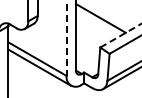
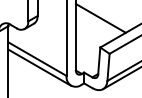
line: dashed -> solid (121, 35)
line: dashed -> solid (66, 38)
